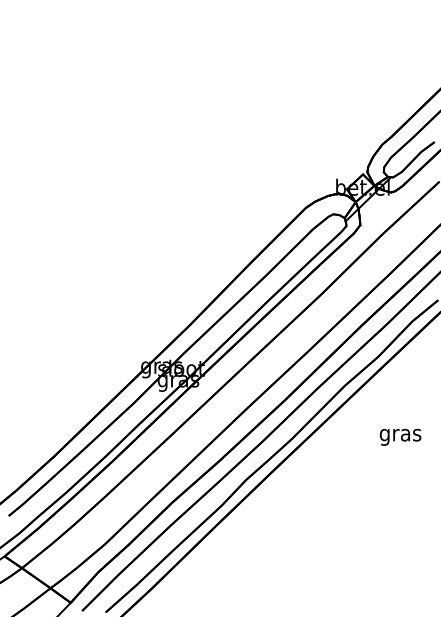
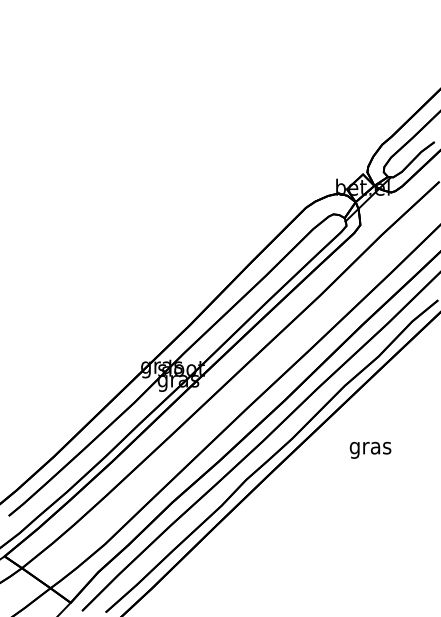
text position: (400, 436) -> (370, 449) (370, 449)
